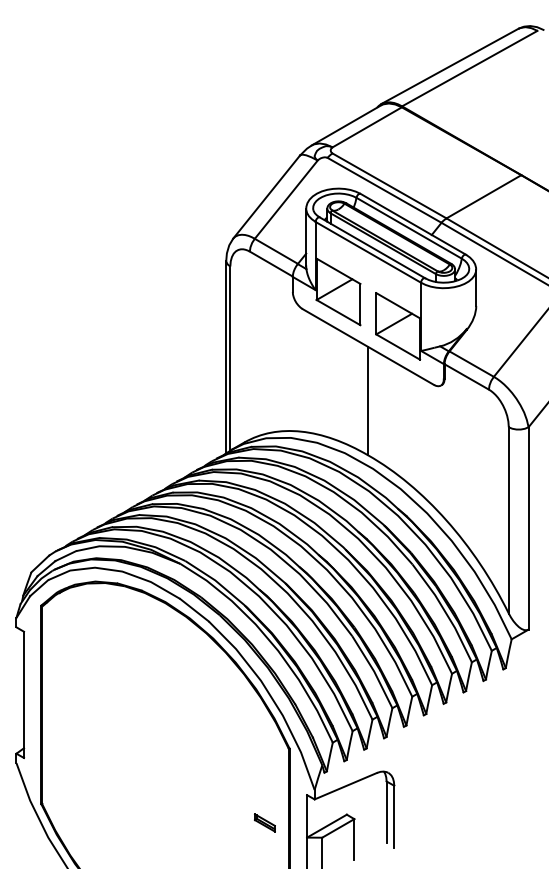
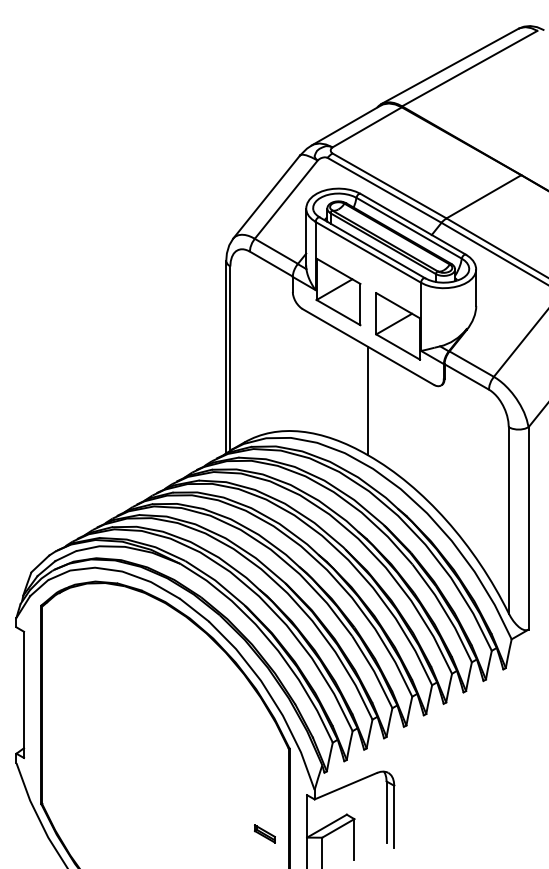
part position: (264, 822) -> (264, 833) (264, 833)
